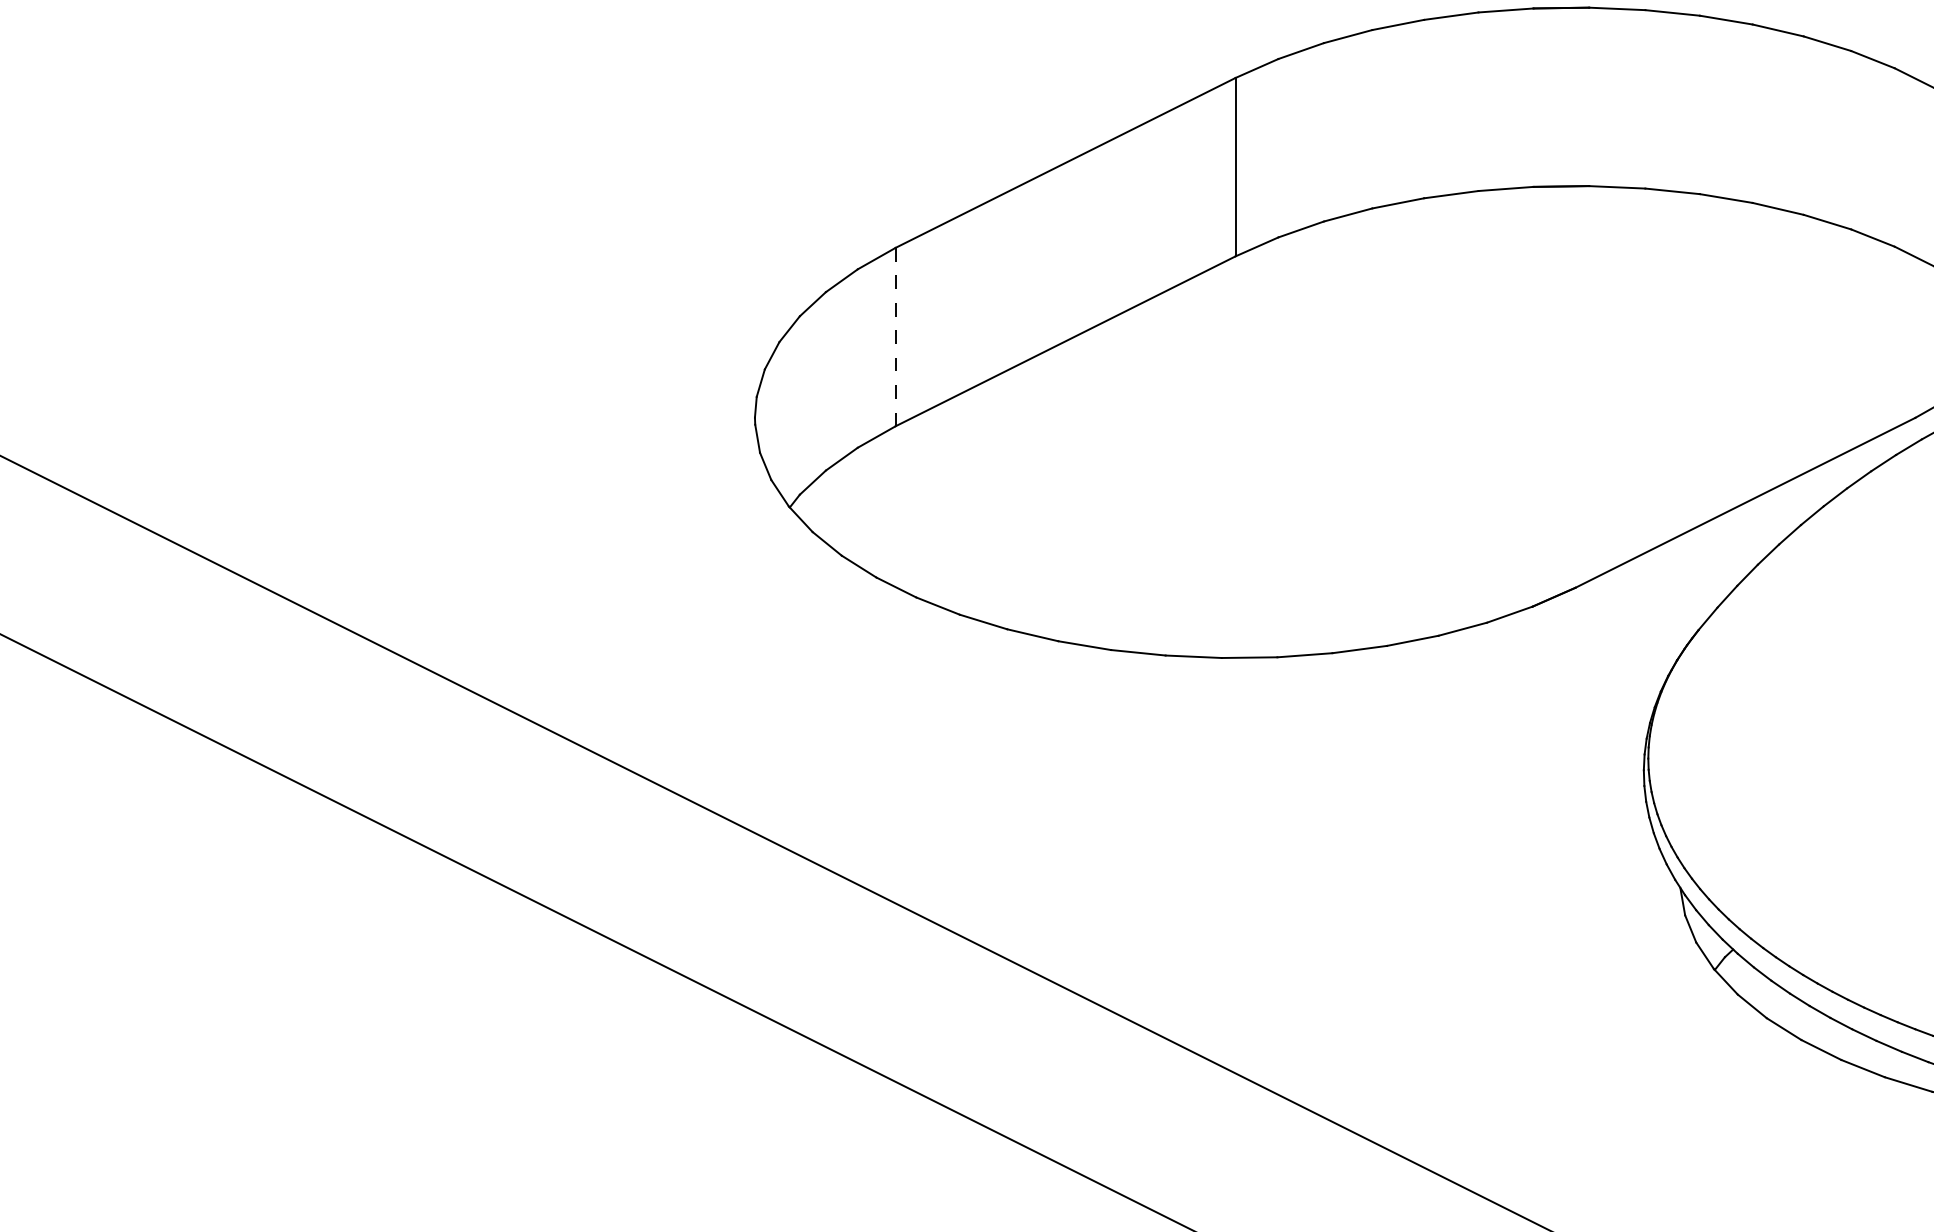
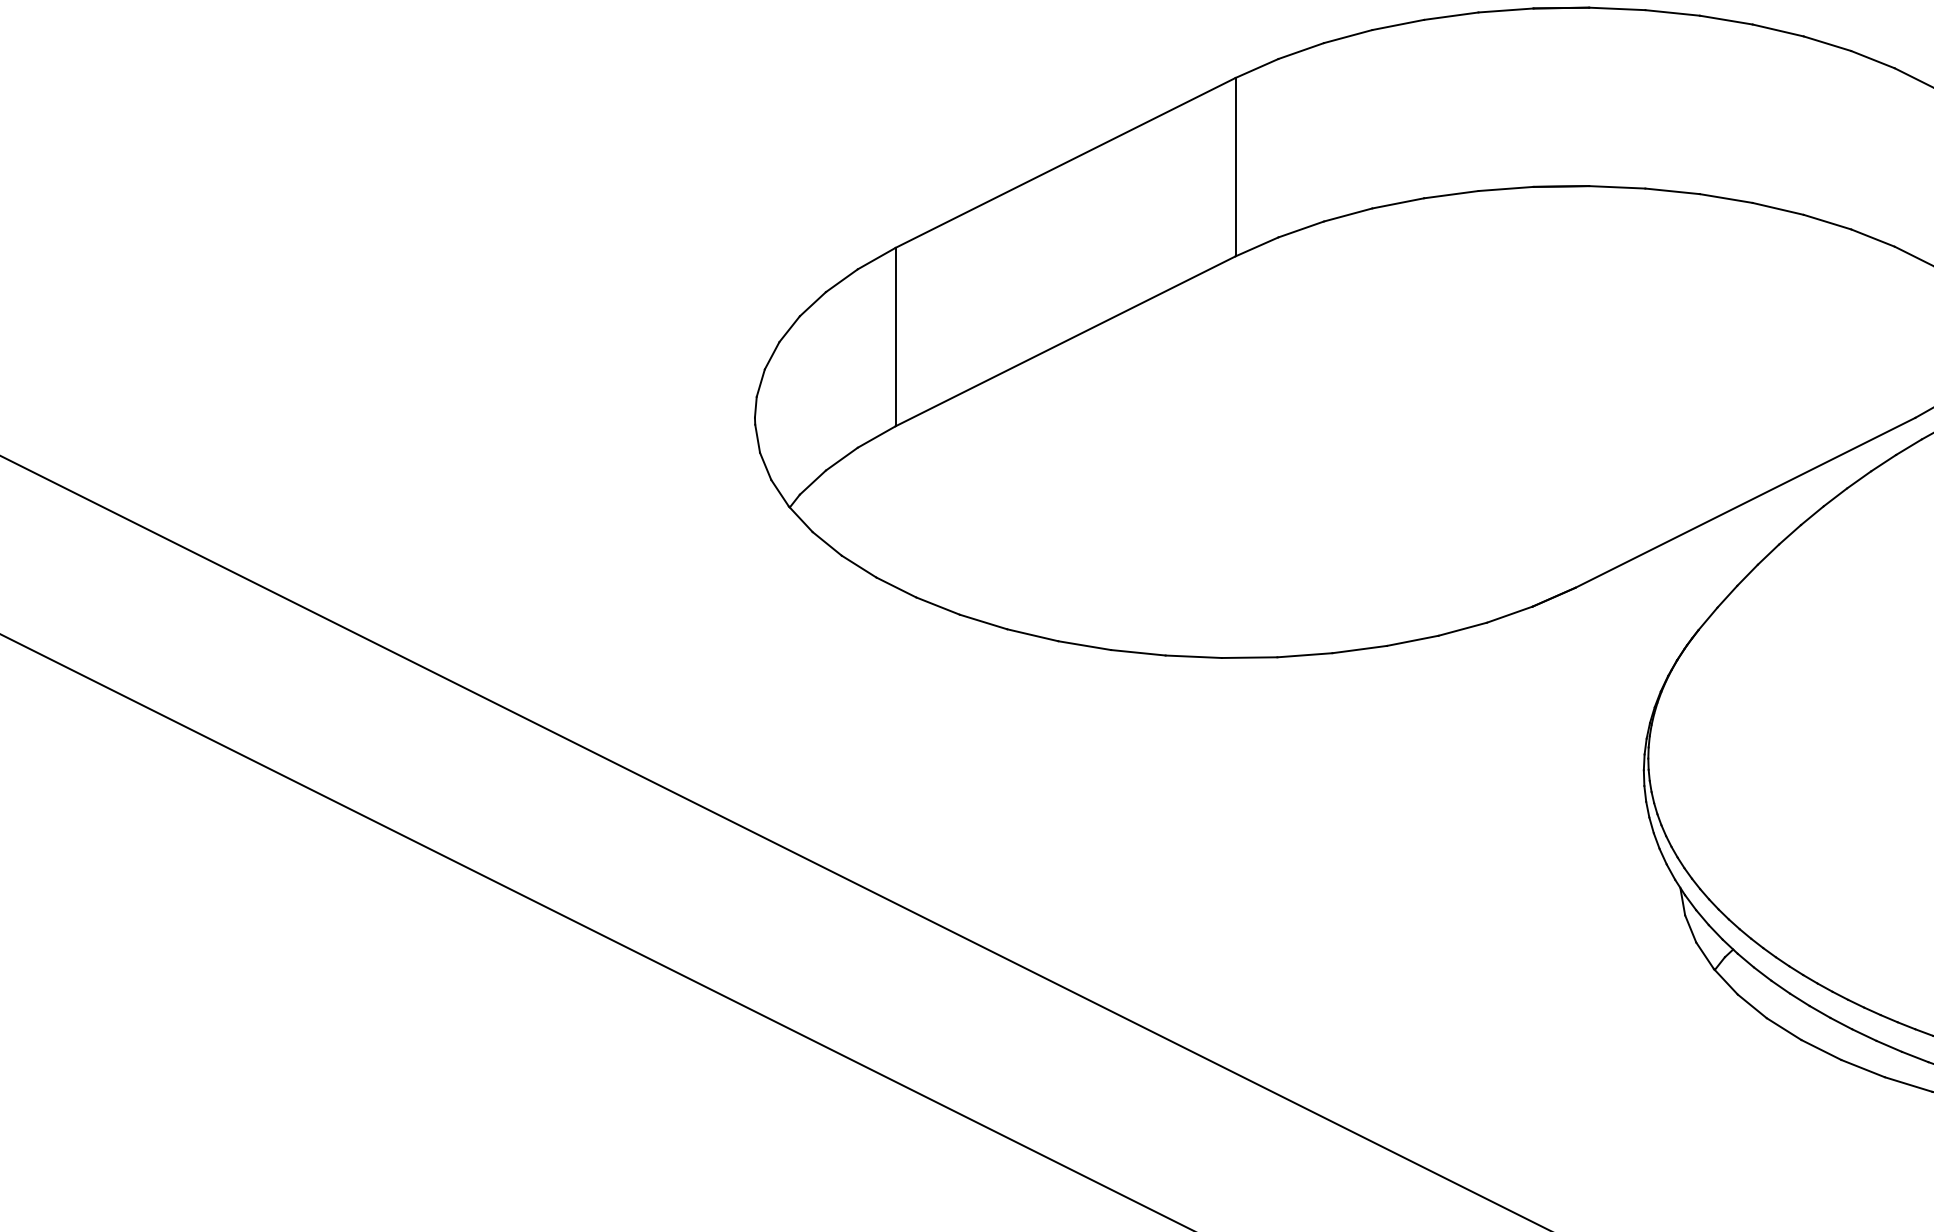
line: dashed -> solid (895, 337)
